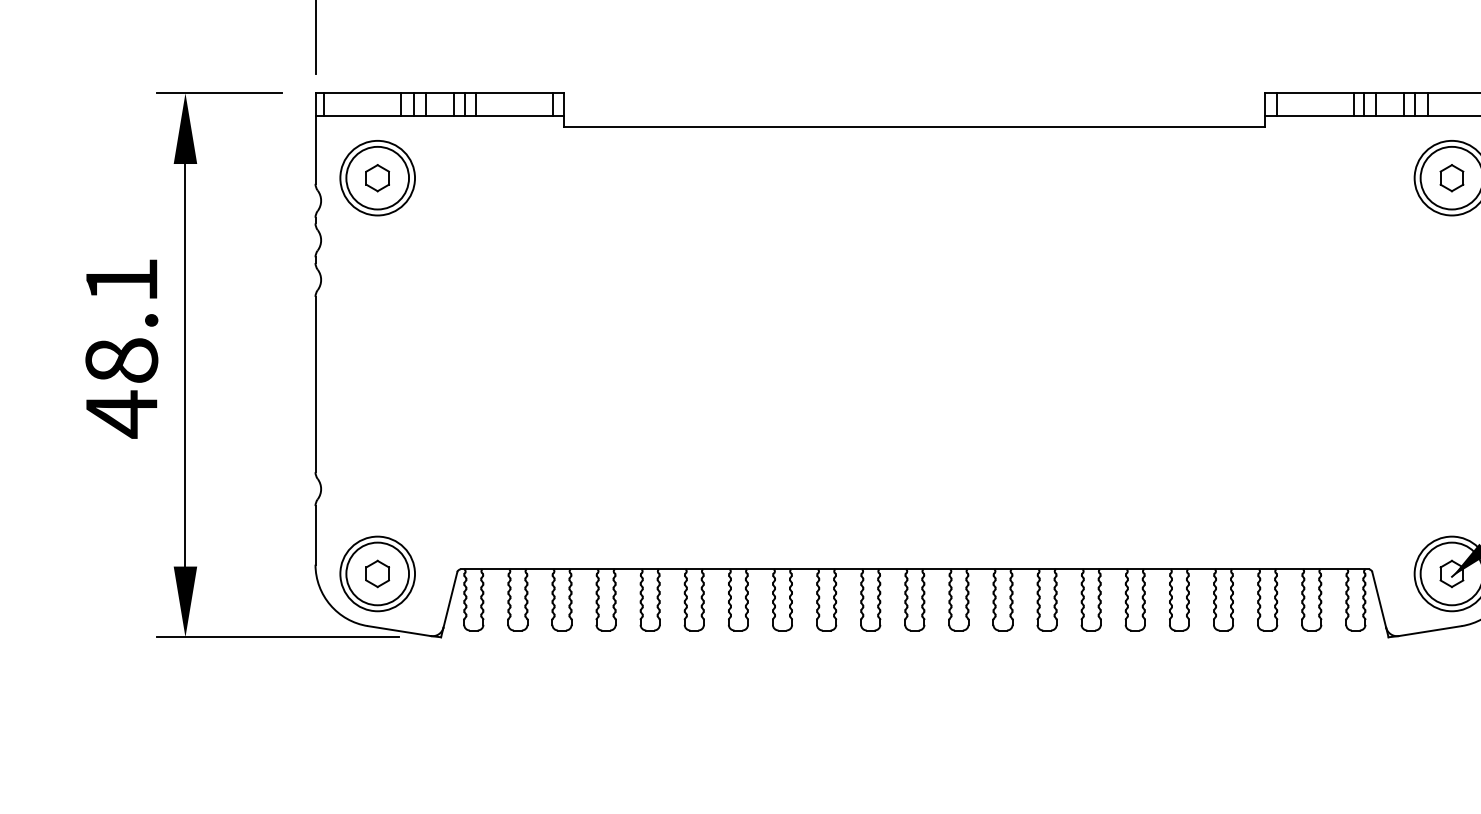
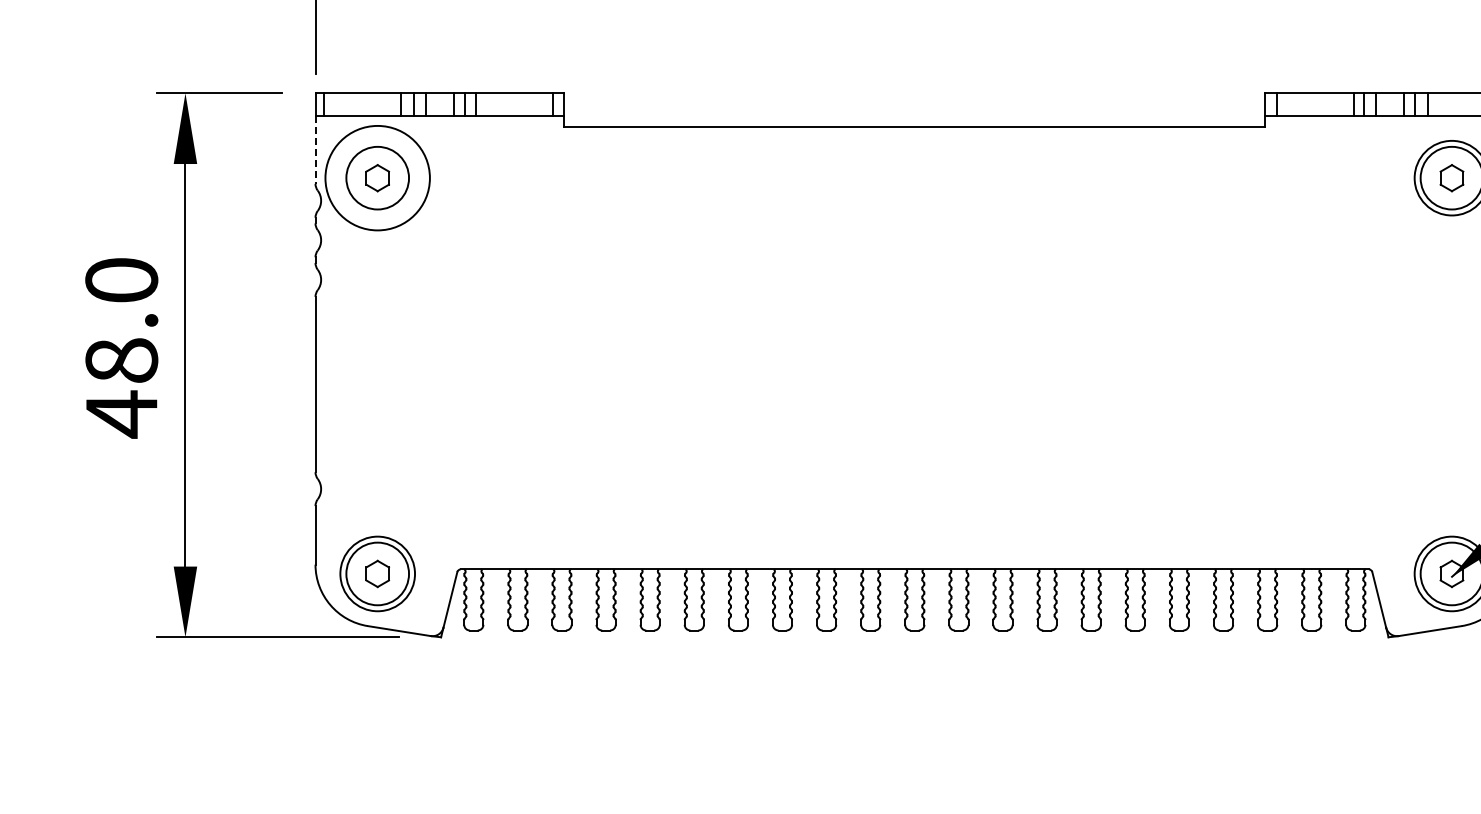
line: solid -> dashed (315, 149)
circle diameter: 75 px -> 104 px (377, 177)
text: 48.1 -> 48.0 (121, 280)
